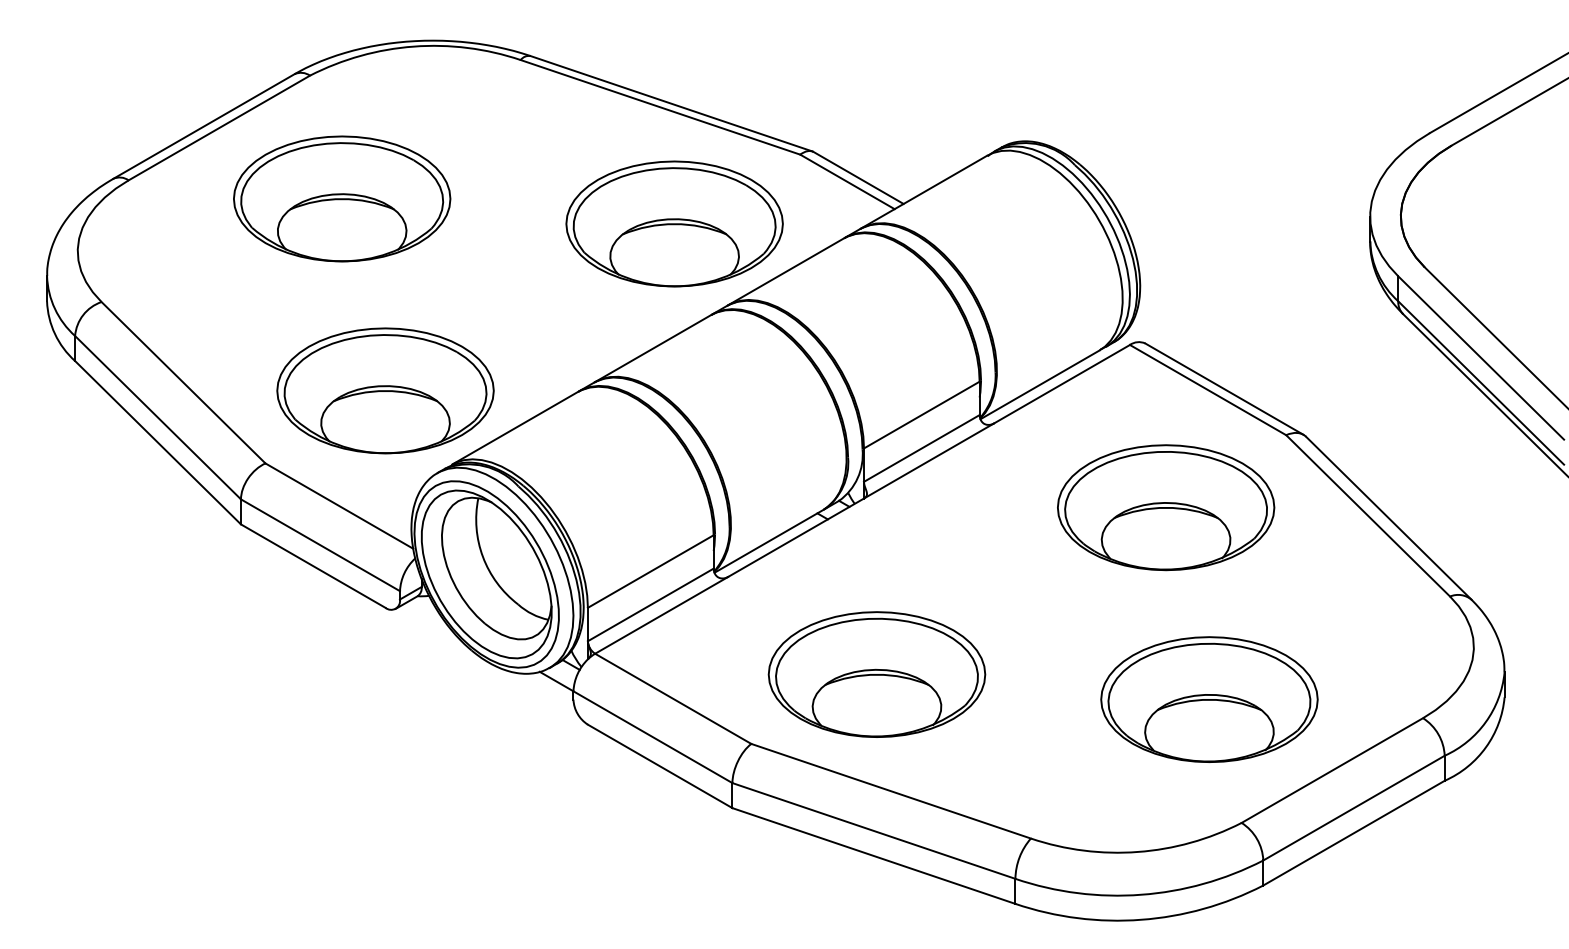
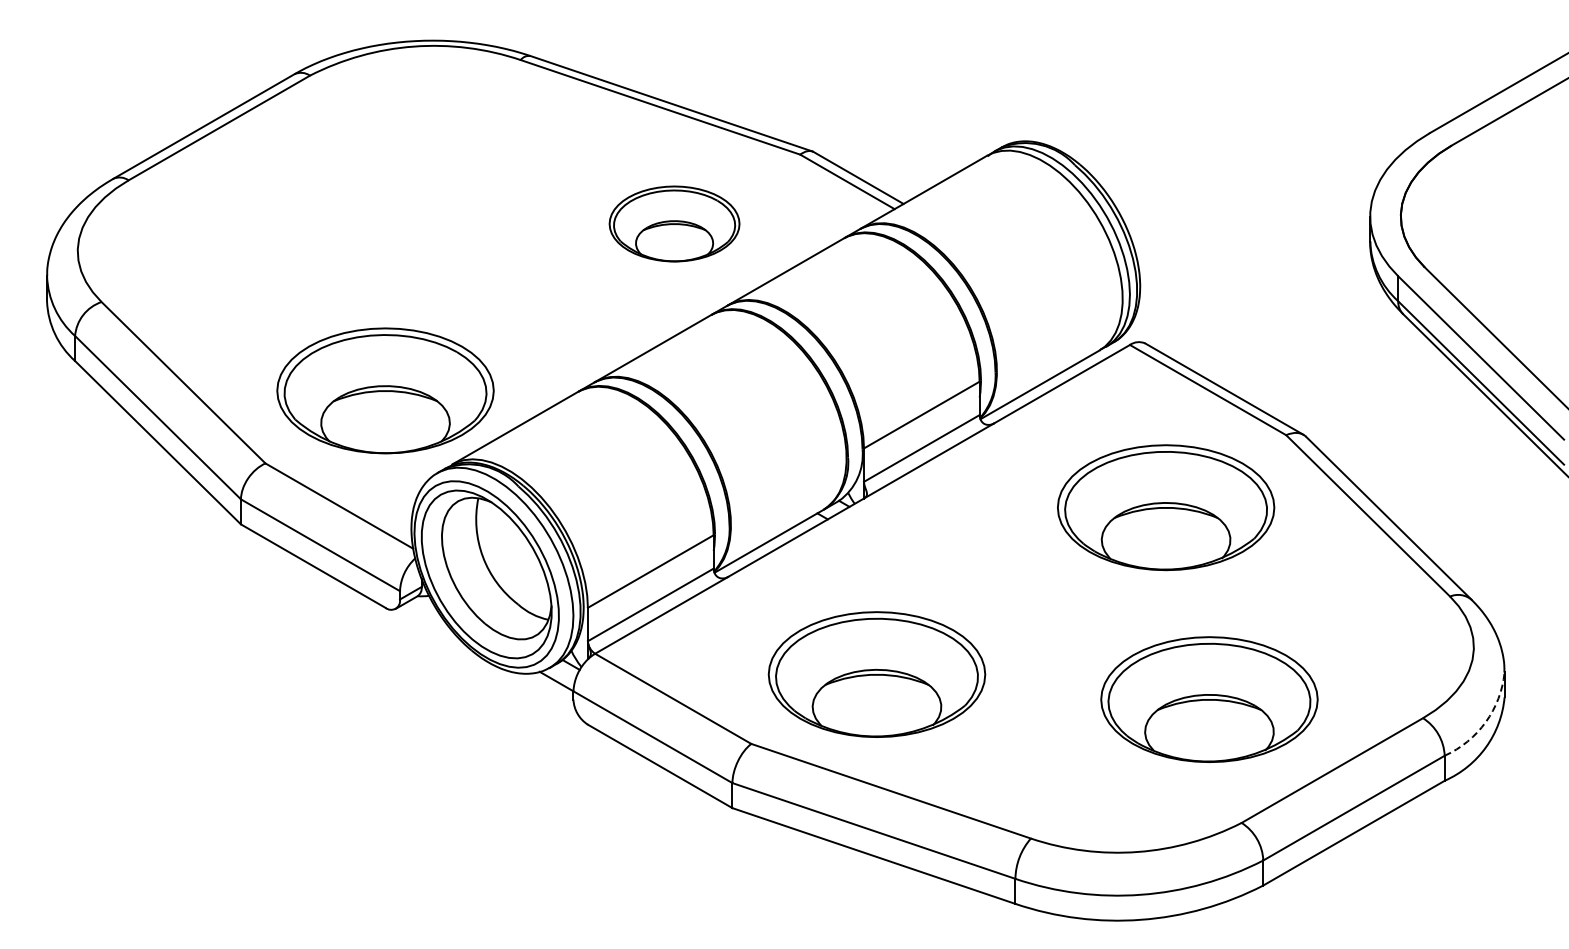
part: present -> none (342, 198)
part size: 219x128 px -> 133x78 px (674, 223)
arc: solid -> dashed (1485, 722)
